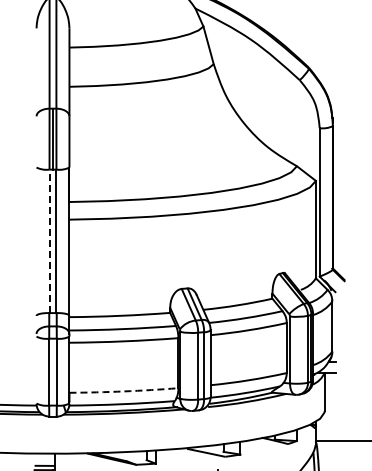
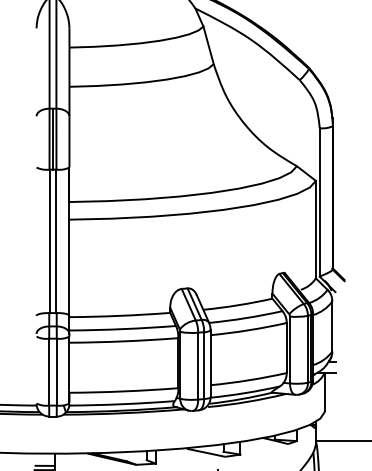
line: dashed -> solid (49, 241)
arc: dashed -> solid (124, 391)
